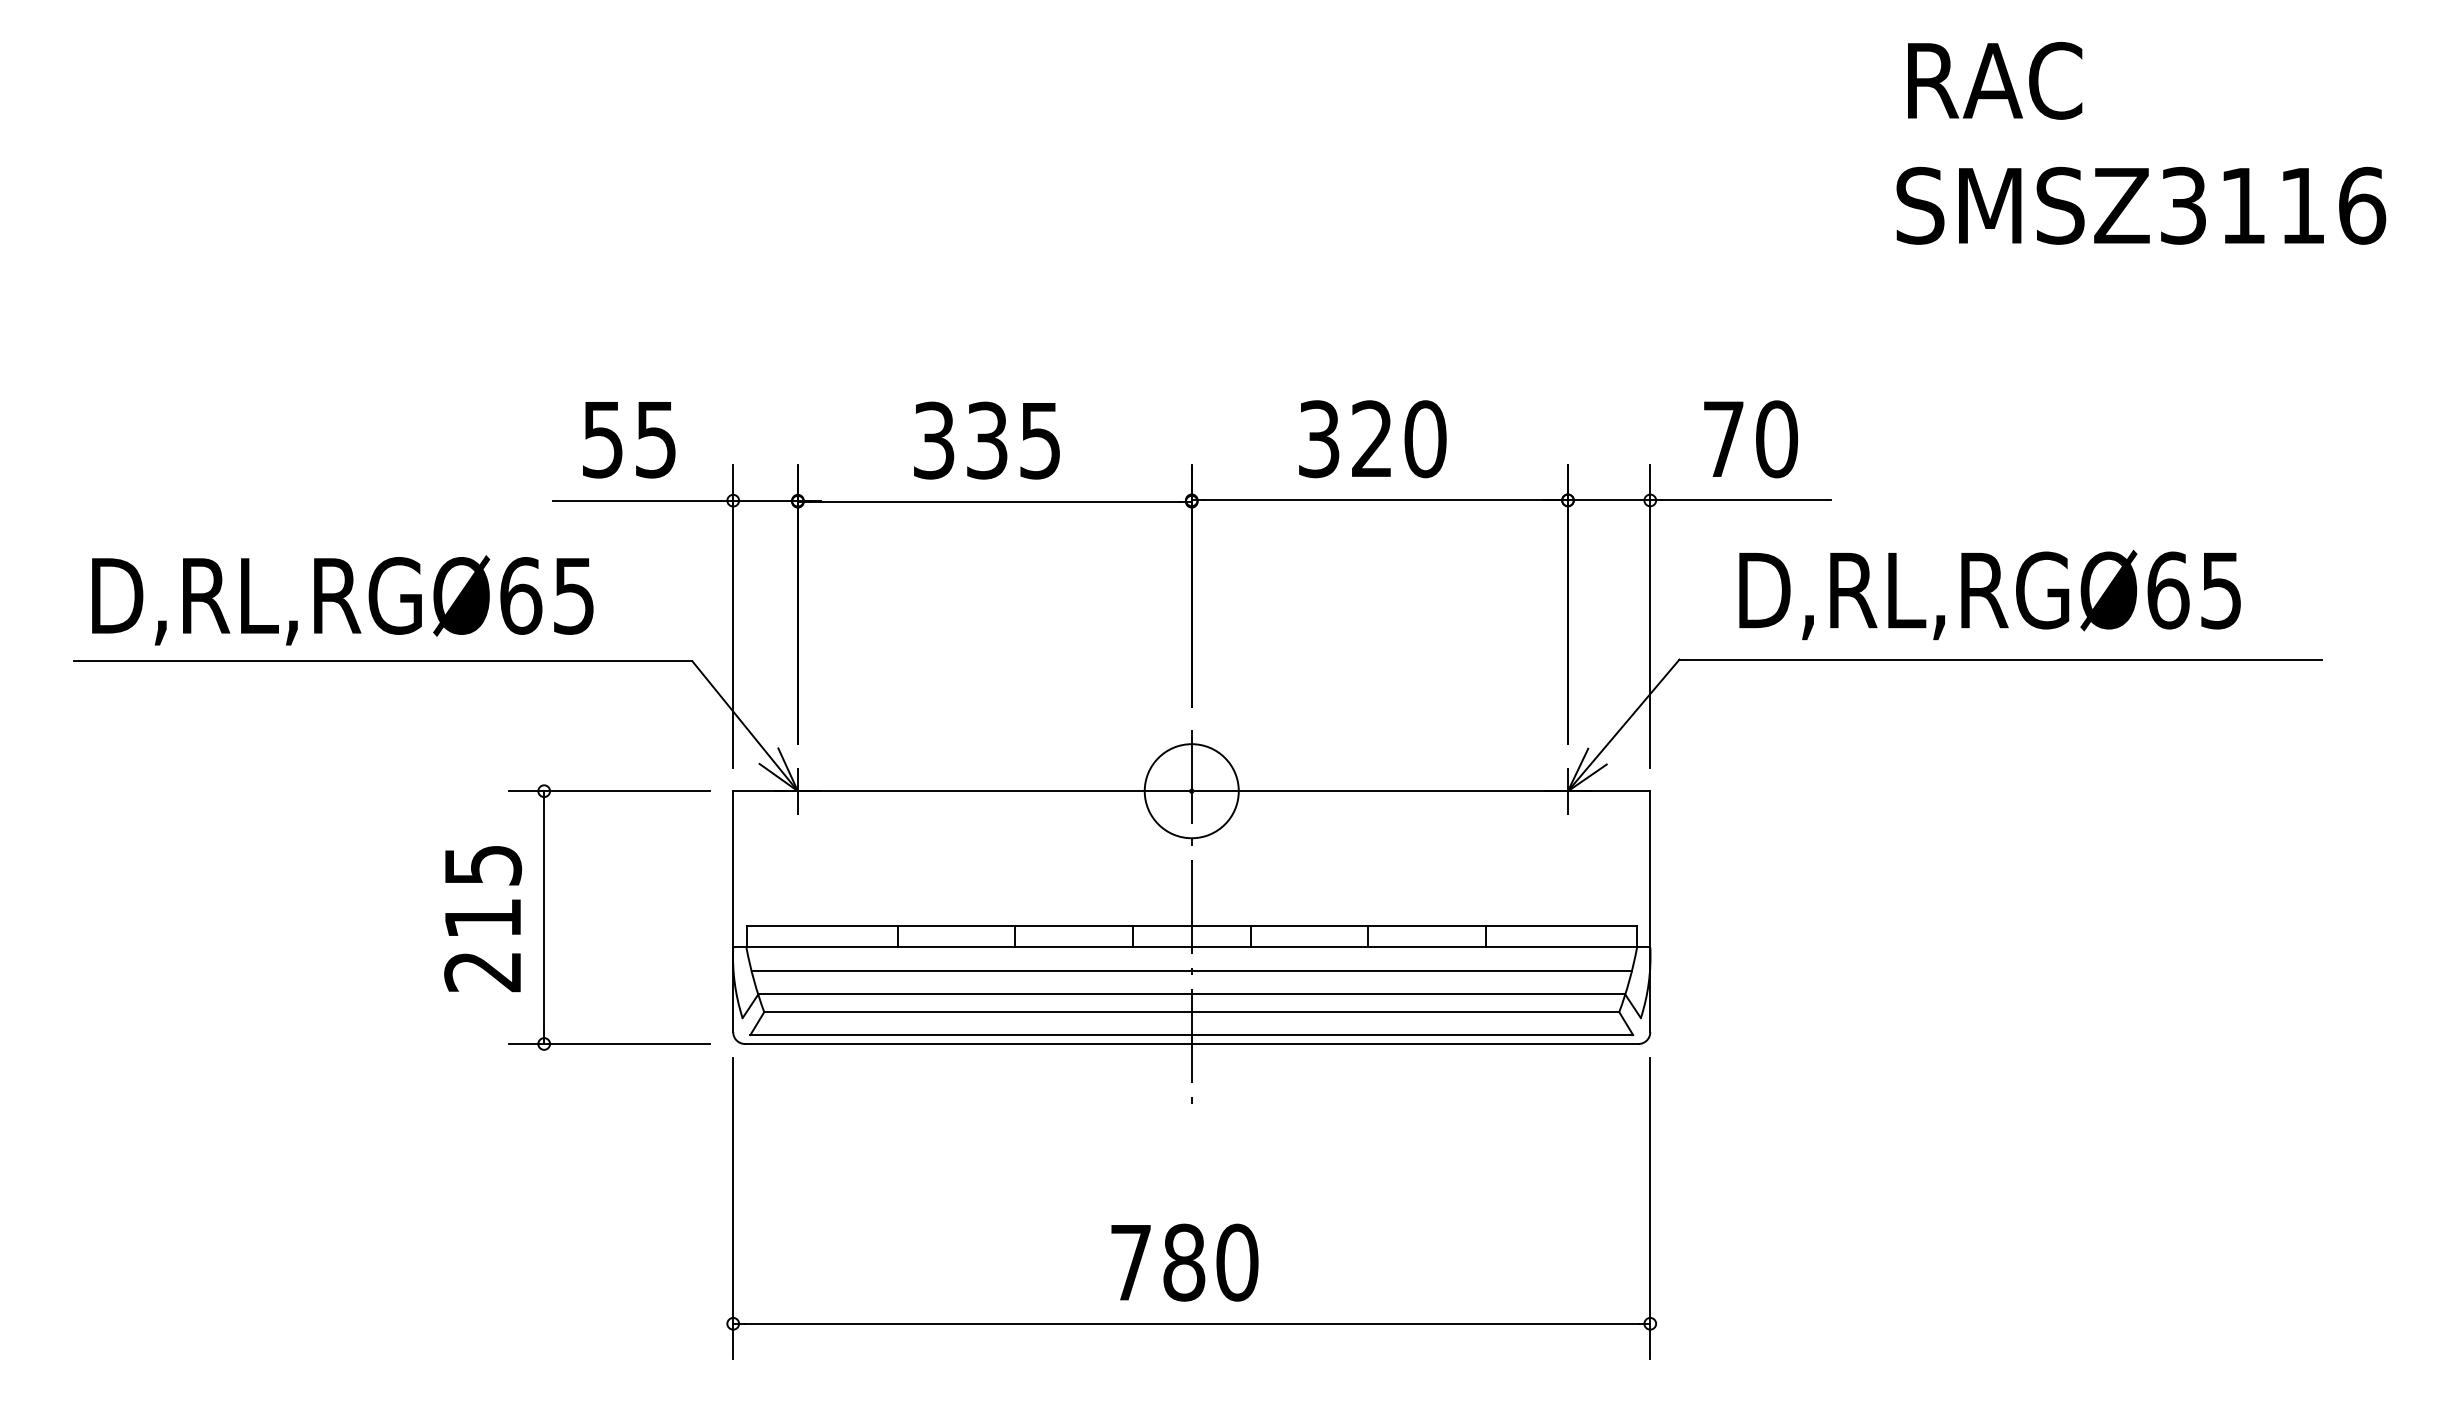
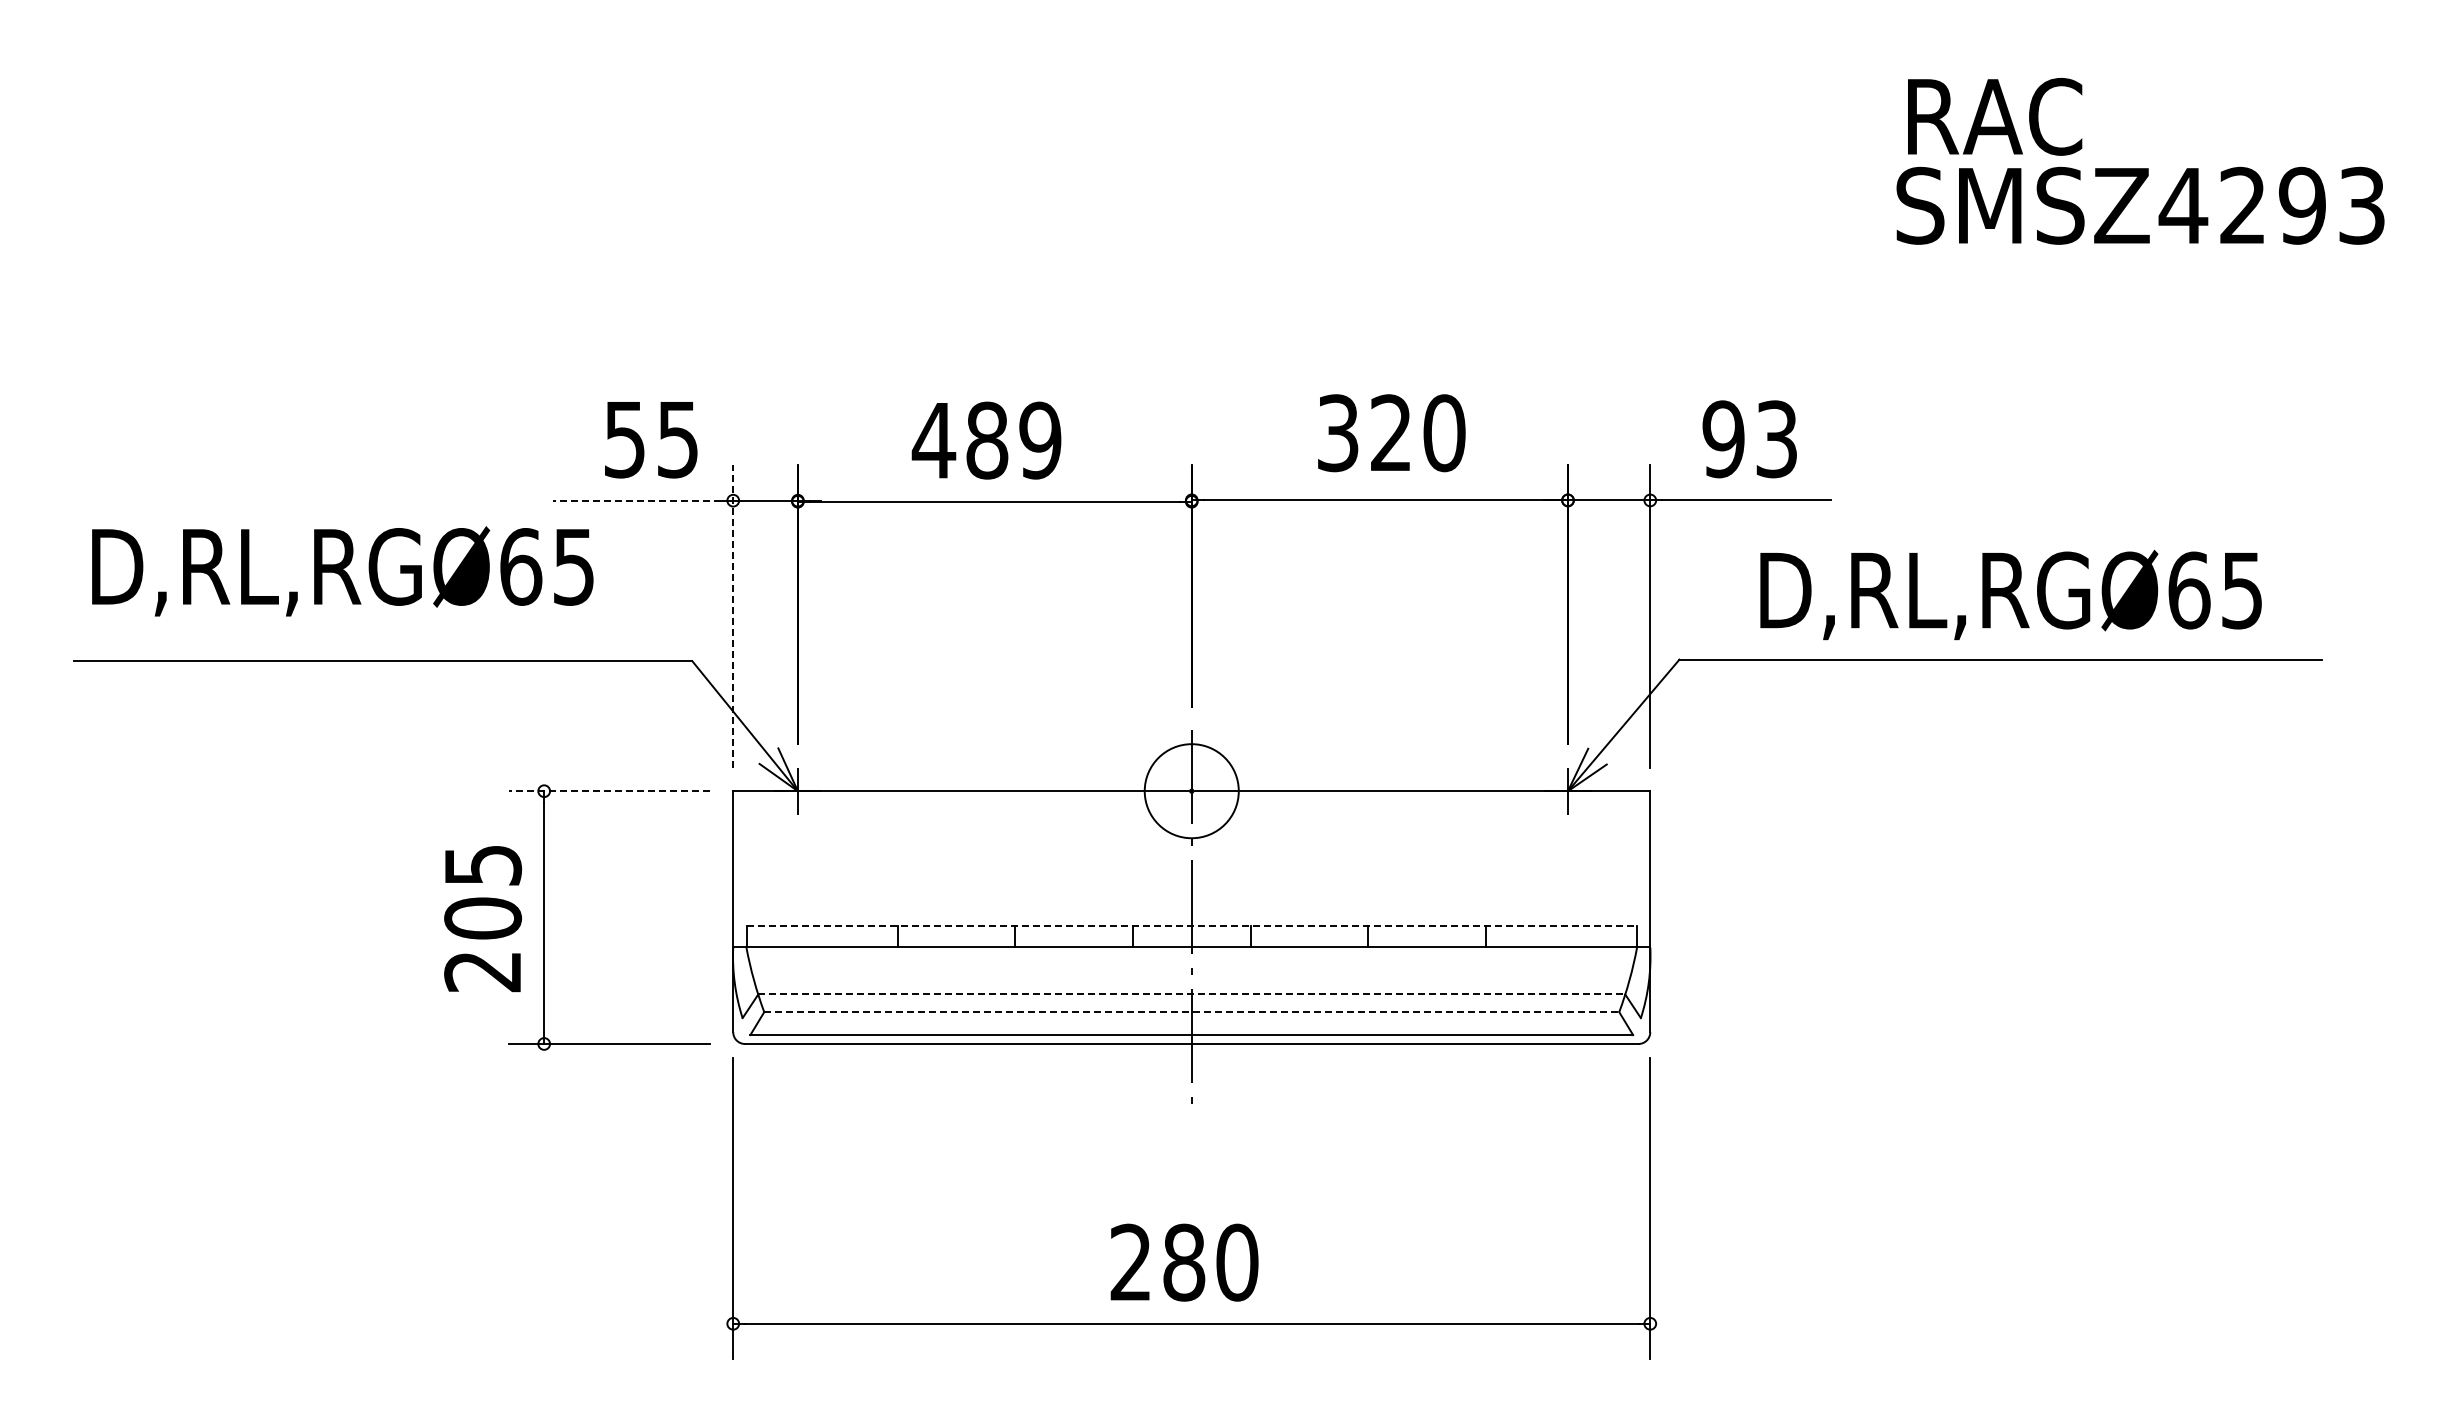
text position: (1995, 80) -> (1995, 116) (1995, 116)
text: SMSZ3116 -> SMSZ4293 (2272, 205)
text position: (1372, 439) -> (1391, 433) (1391, 433)
text: 70 -> 93 (1750, 439)
text position: (629, 440) -> (651, 440) (651, 440)
text: 335 -> 489 (986, 440)
line: solid -> dashed (636, 500)
text position: (1989, 594) -> (2010, 594) (2010, 594)
text position: (342, 600) -> (342, 571) (342, 571)
line: solid -> dashed (733, 616)
line: solid -> dashed (608, 791)
text: 215 -> 205 (483, 918)
line: solid -> dashed (1192, 925)
line: present -> none (1191, 970)
line: solid -> dashed (1192, 994)
line: solid -> dashed (1192, 1012)
text: 780 -> 280 (1130, 1261)
